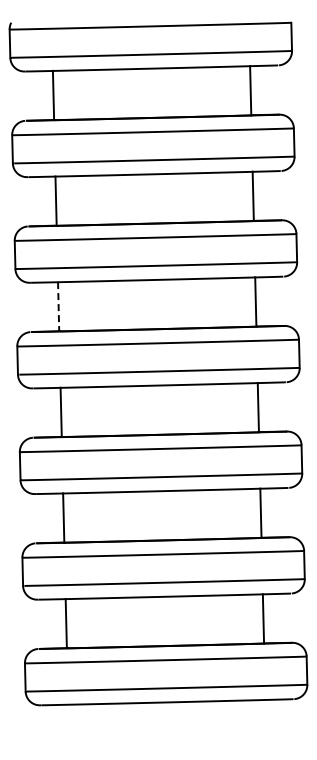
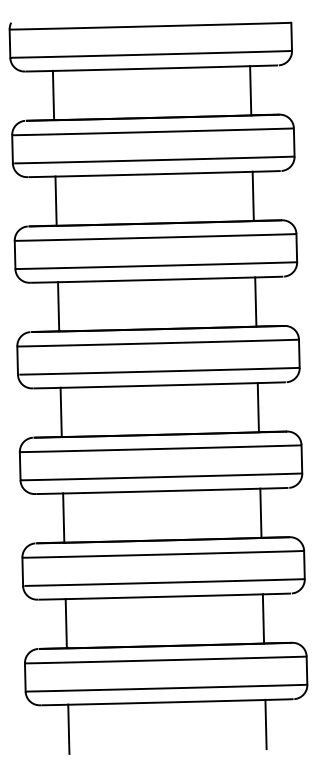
line: dashed -> solid (58, 306)
line: none -> present (265, 724)
line: none -> present (68, 728)
